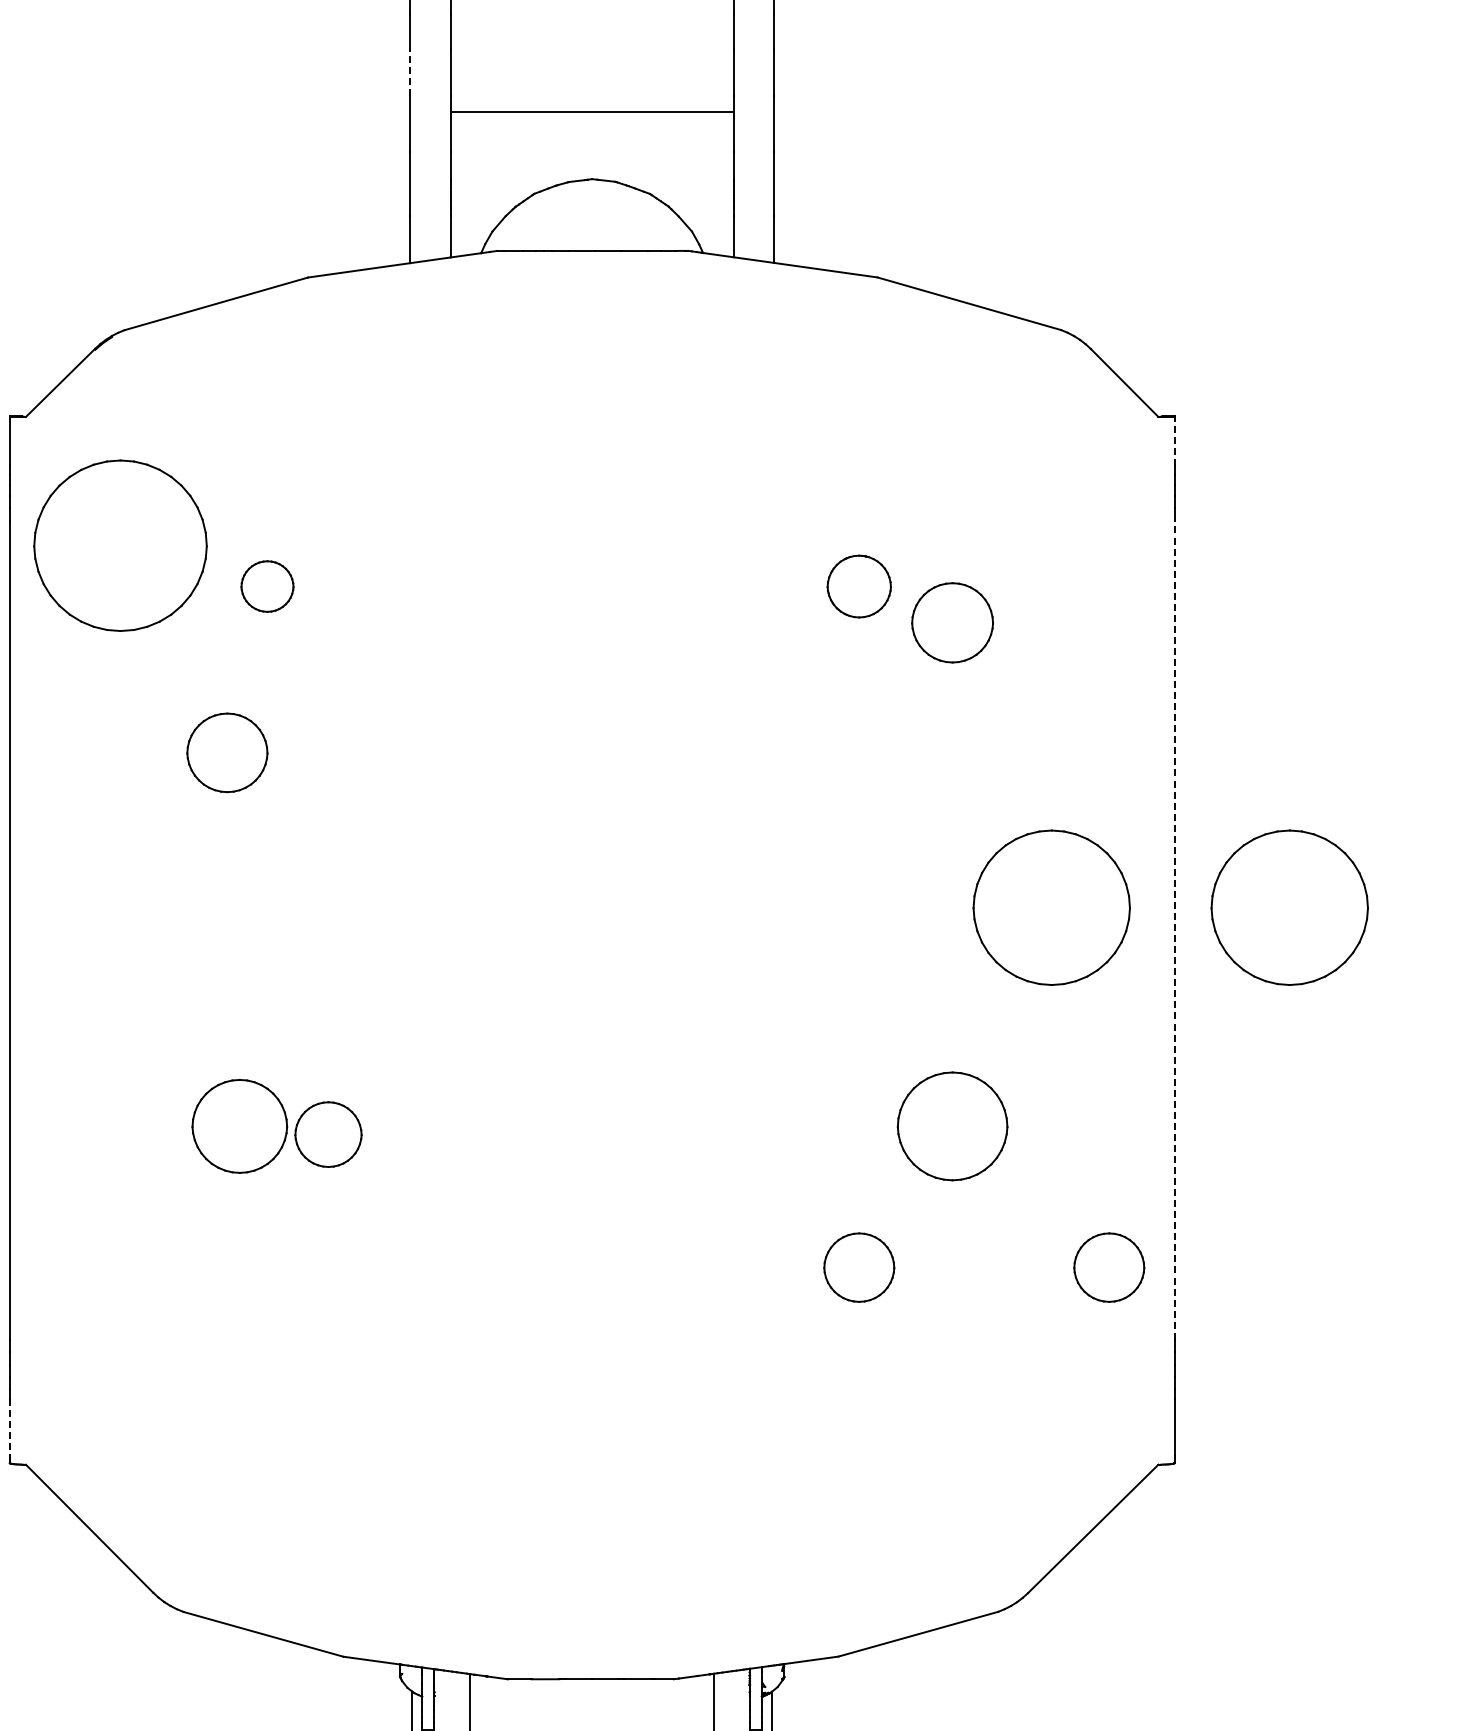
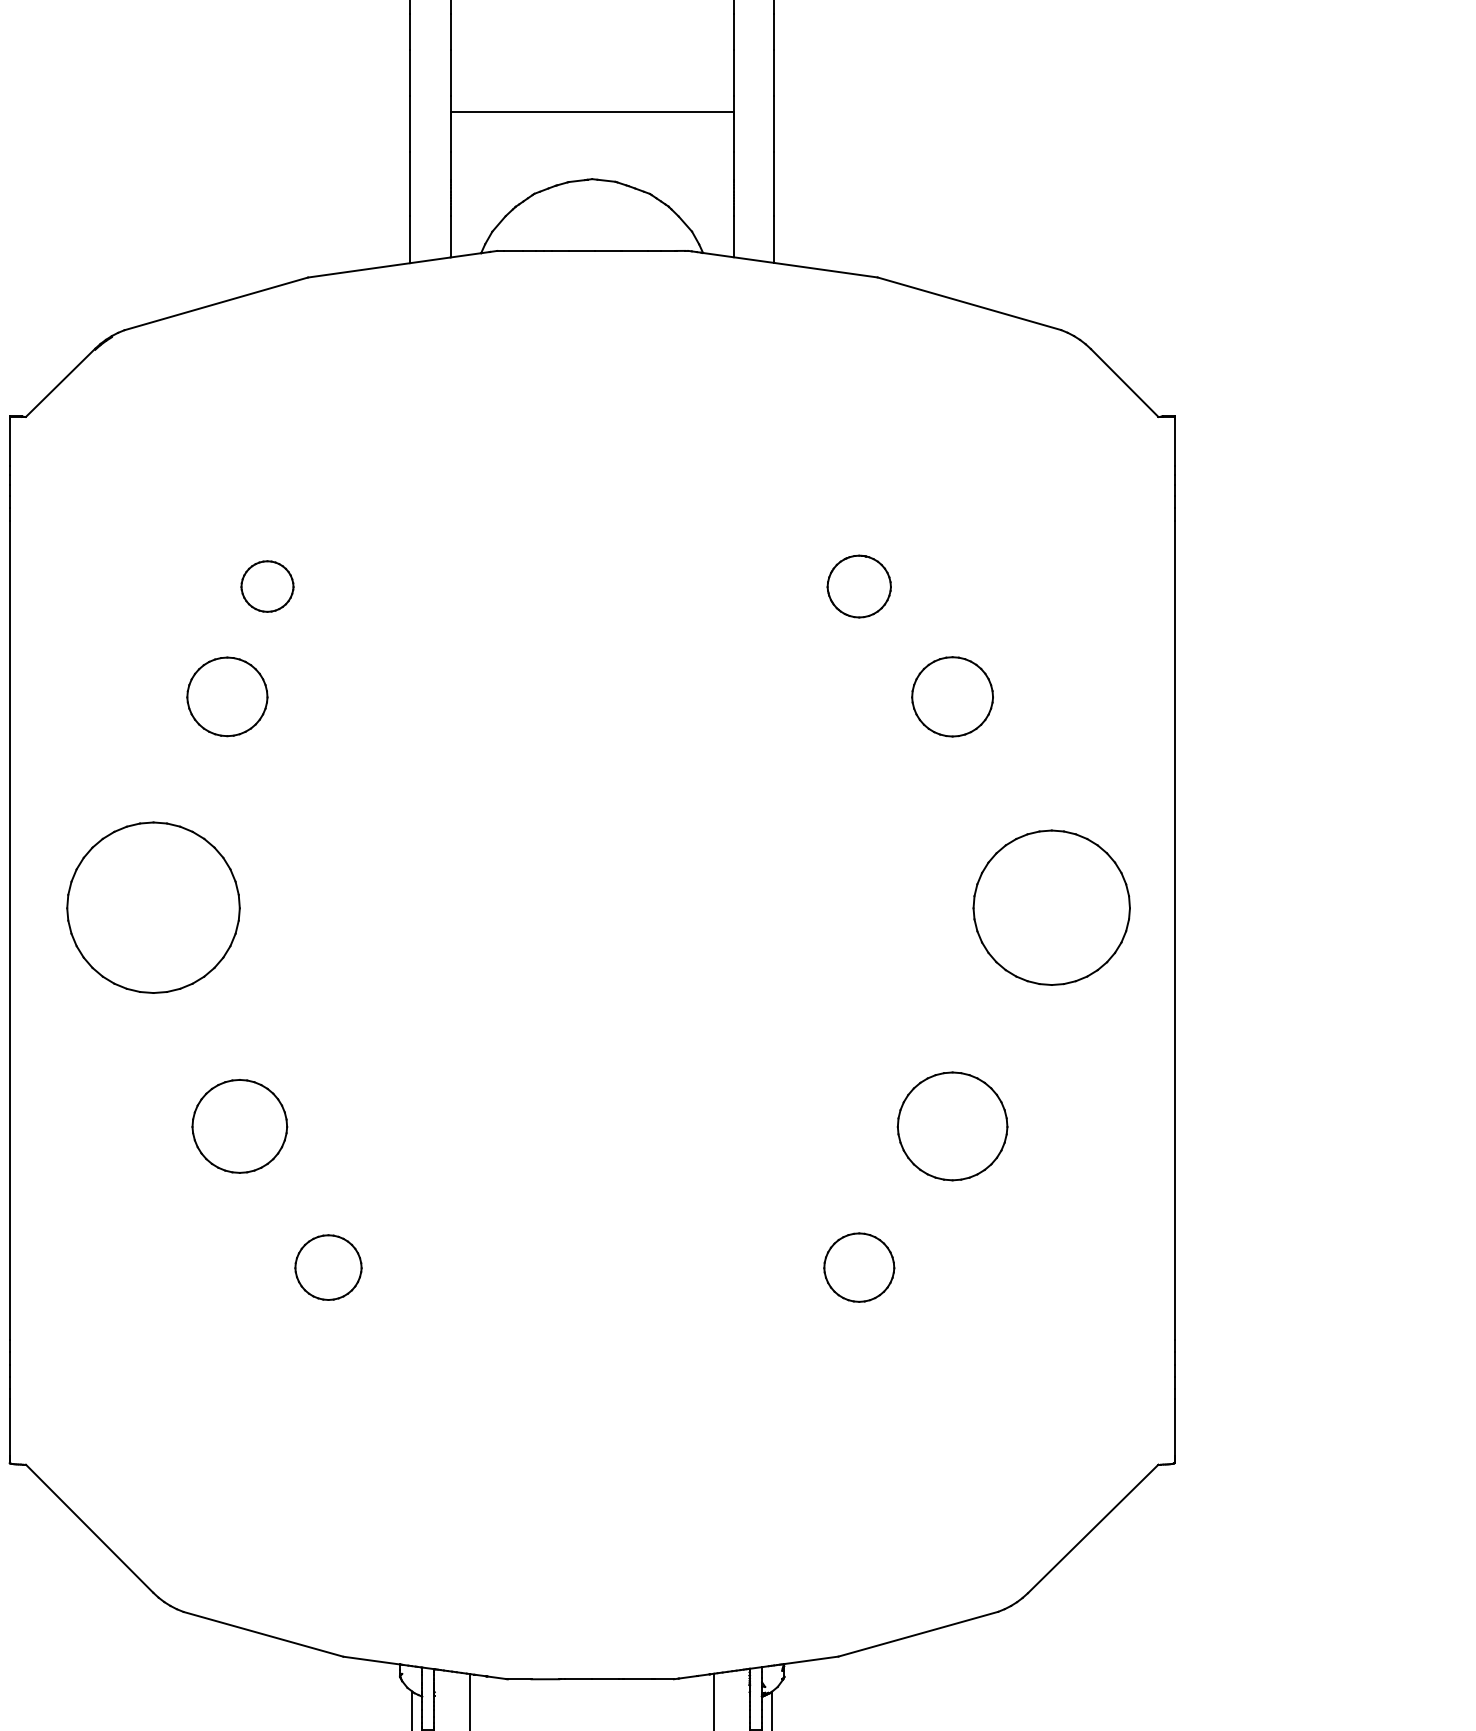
line: dashed -> solid (410, 72)
line: dashed -> solid (1174, 442)
part position: (120, 545) -> (153, 907) (153, 907)
part position: (952, 622) -> (952, 696) (952, 696)
part position: (227, 752) -> (227, 696) (227, 696)
part: present -> none (1289, 907)
line: dashed -> solid (1174, 929)
part position: (328, 1134) -> (328, 1267) (328, 1267)
part: present -> none (1109, 1267)
line: dashed -> solid (9, 1427)
